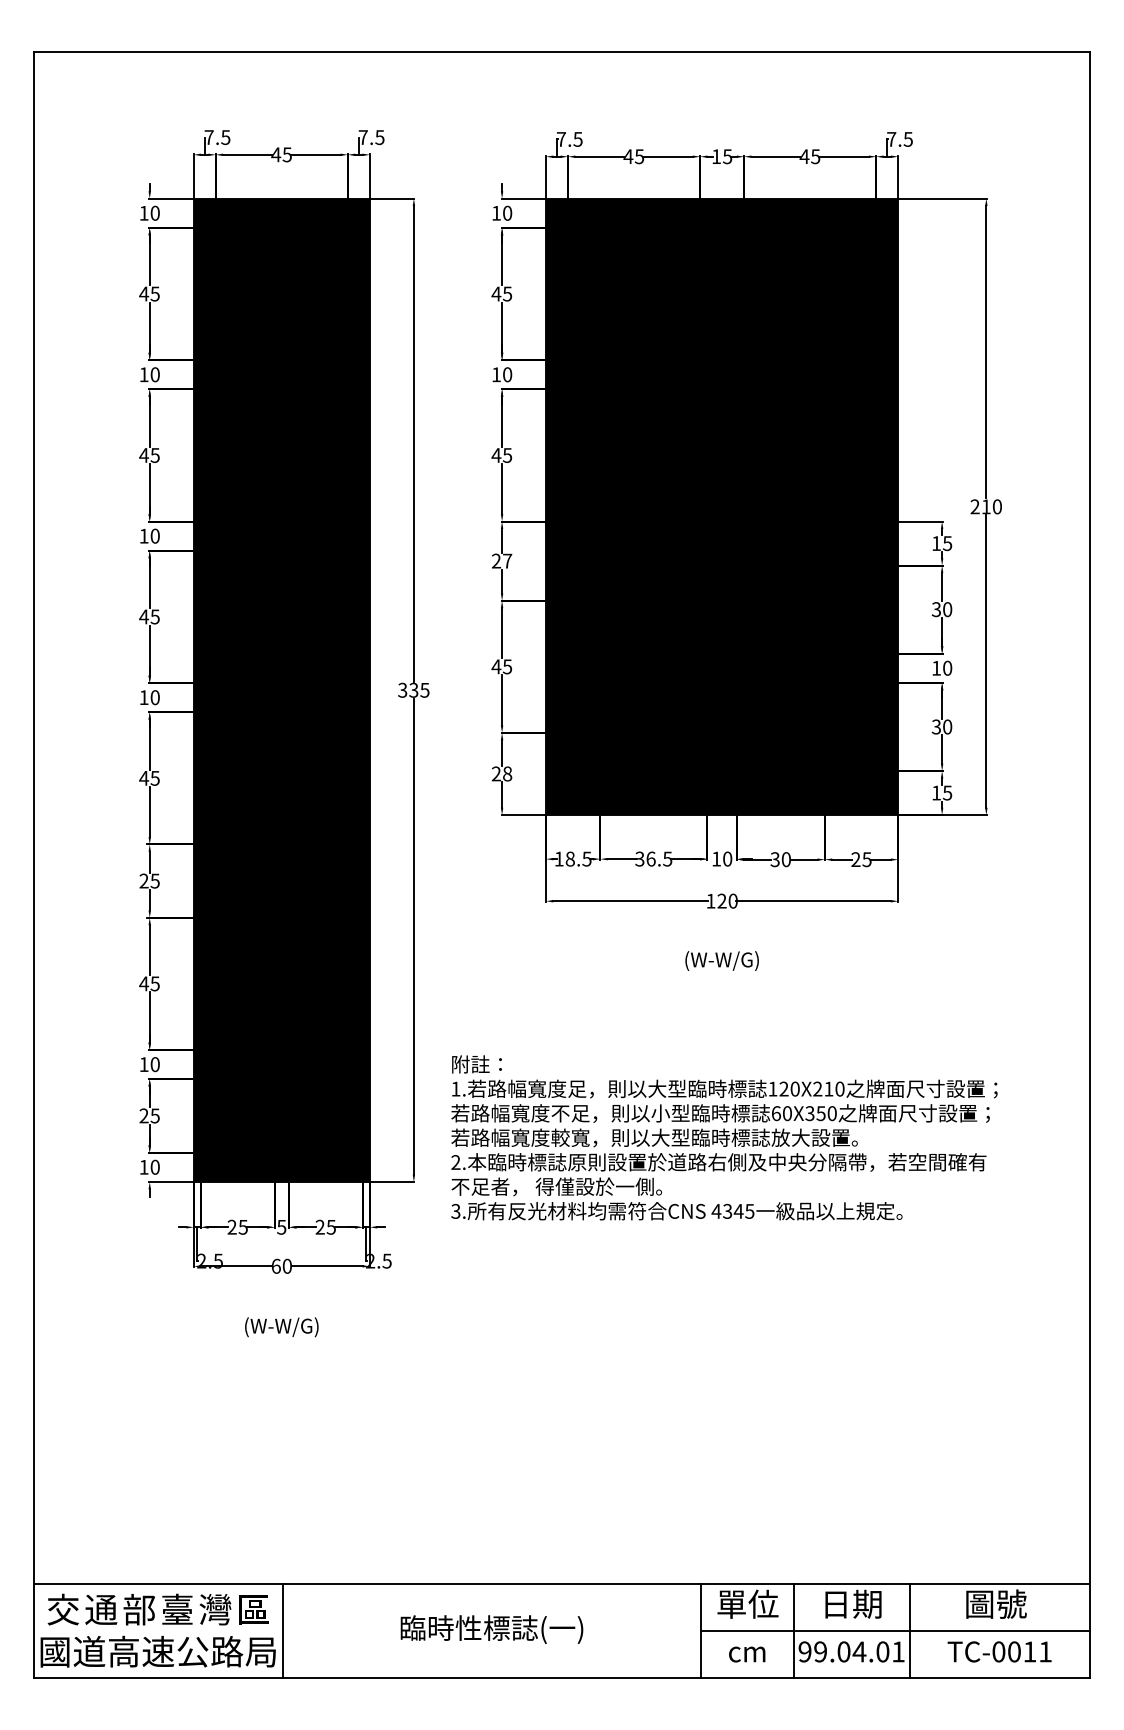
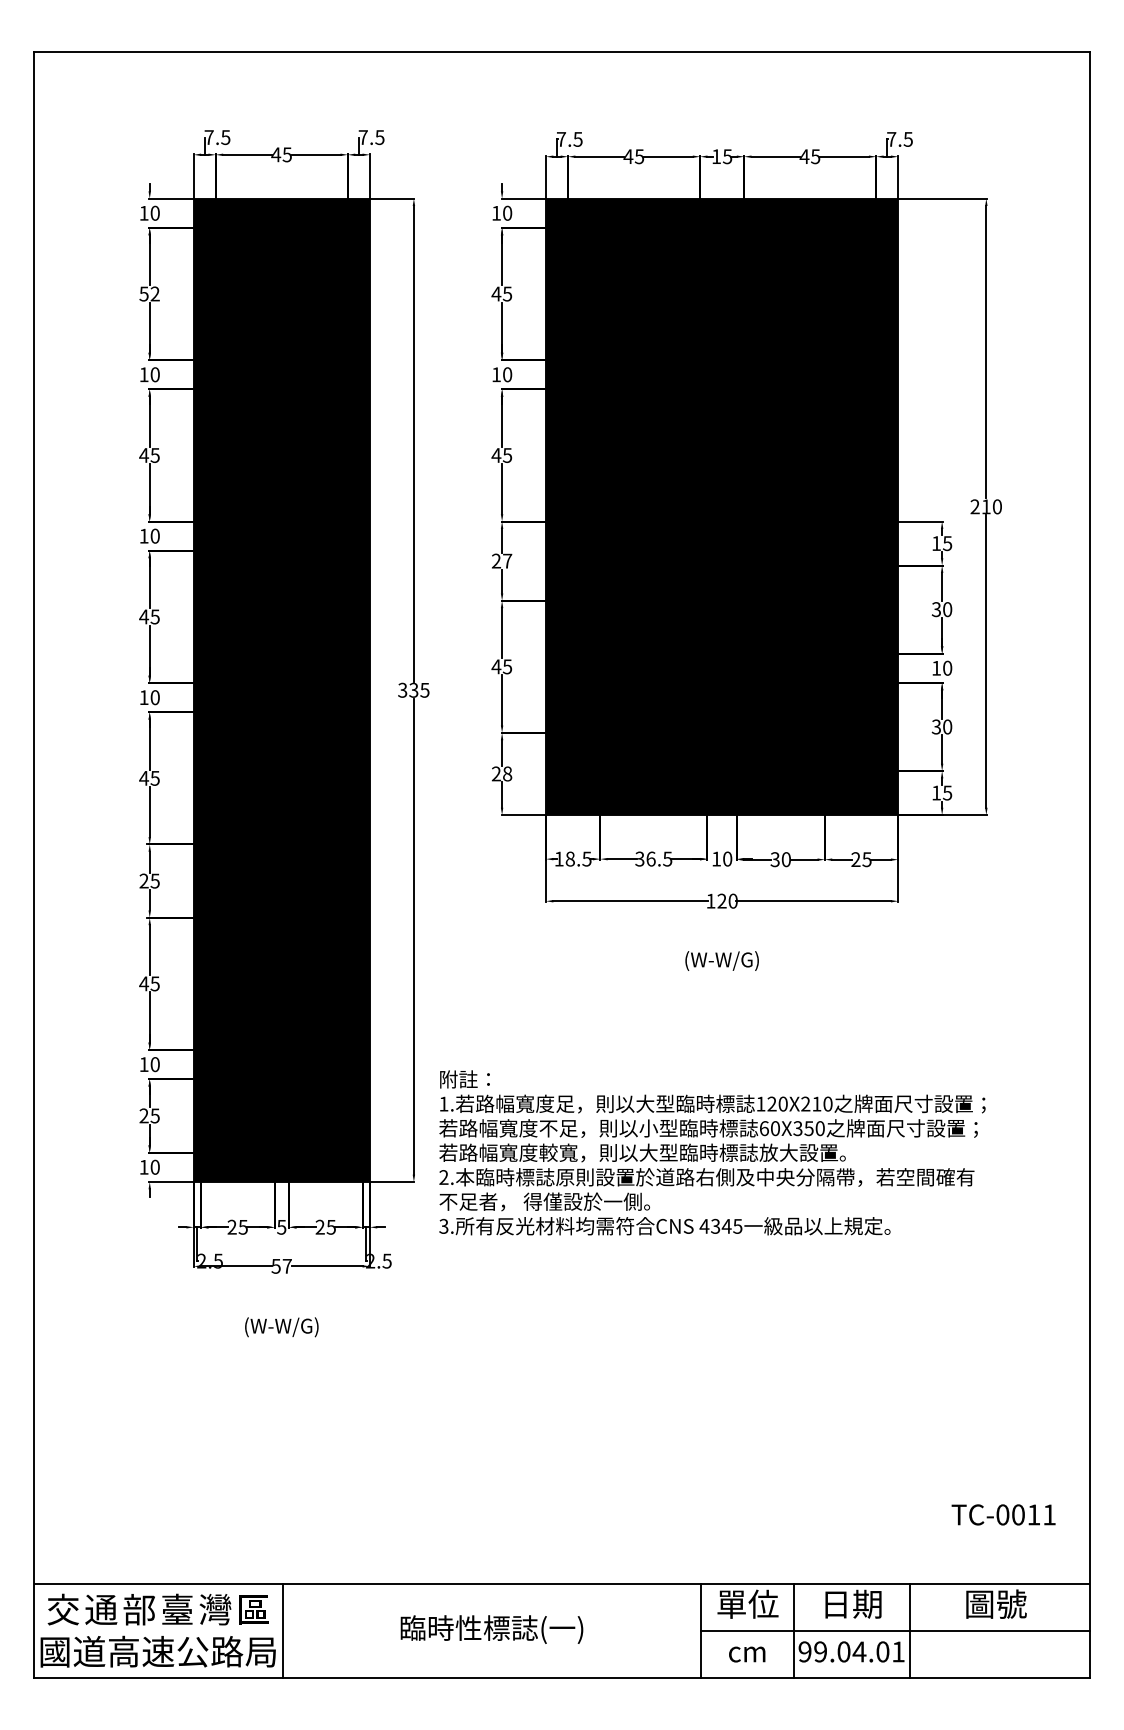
text: 45 -> 52 (149, 293)
text position: (724, 1137) -> (712, 1152) (712, 1152)
text: 60 -> 57 (281, 1265)
text position: (999, 1651) -> (1003, 1514) (1003, 1514)
